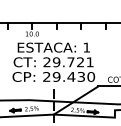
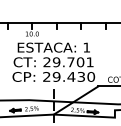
text: 29.721 -> 29.701 (80, 62)
